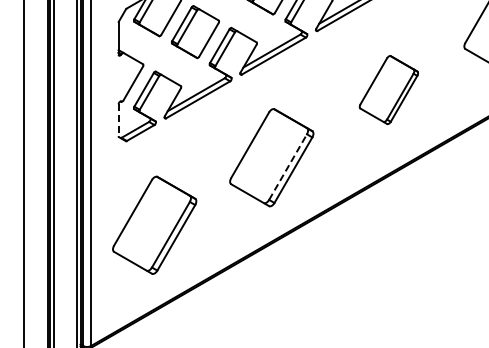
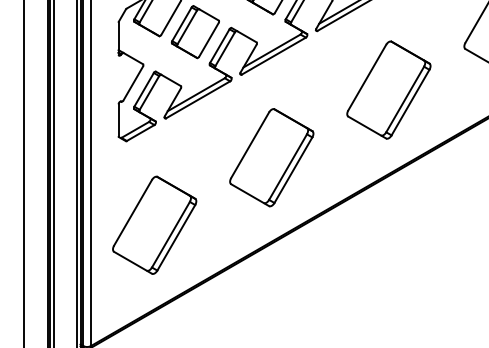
part size: 61x71 px -> 86x100 px (388, 89)
line: dashed -> solid (118, 120)
line: dashed -> solid (288, 167)
